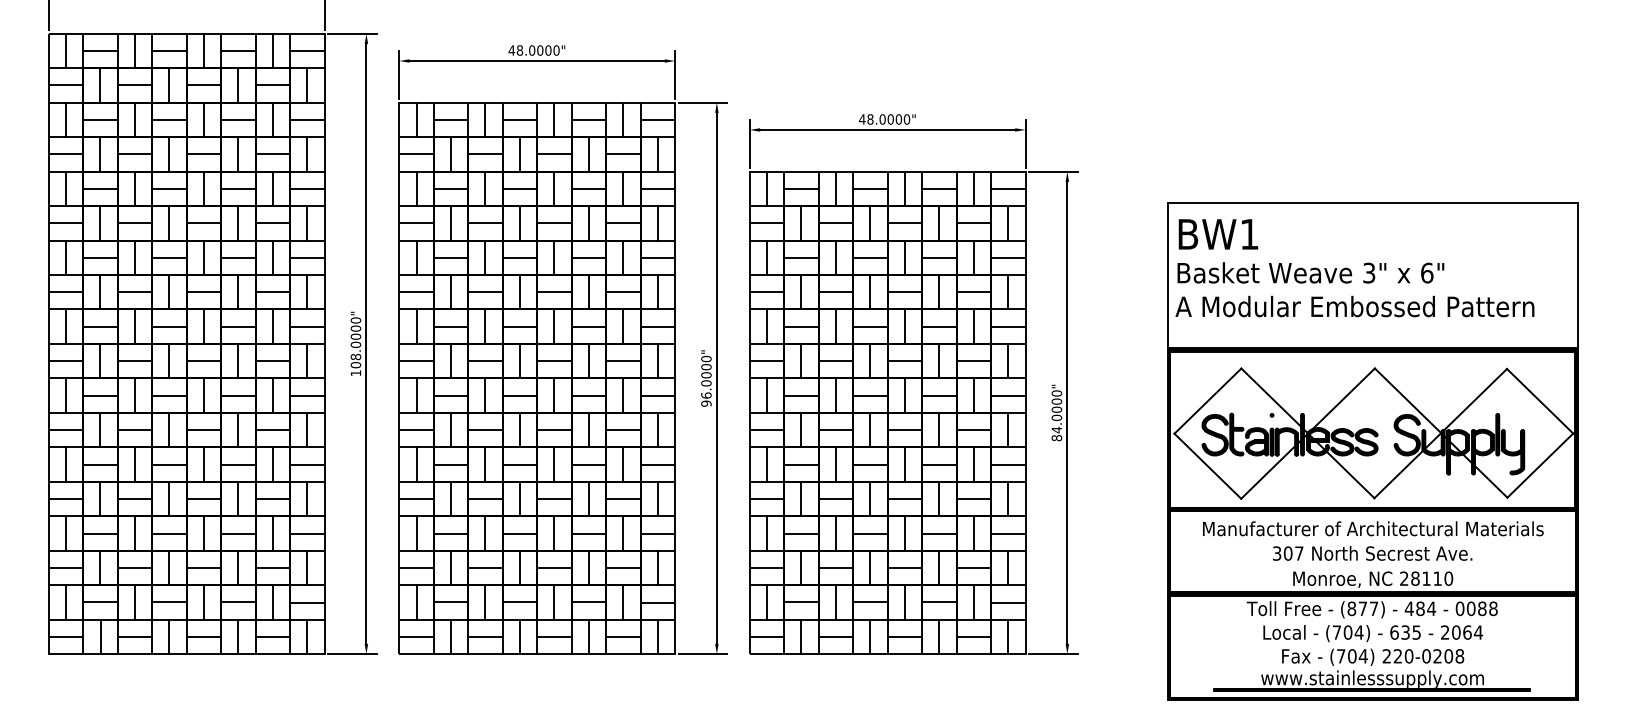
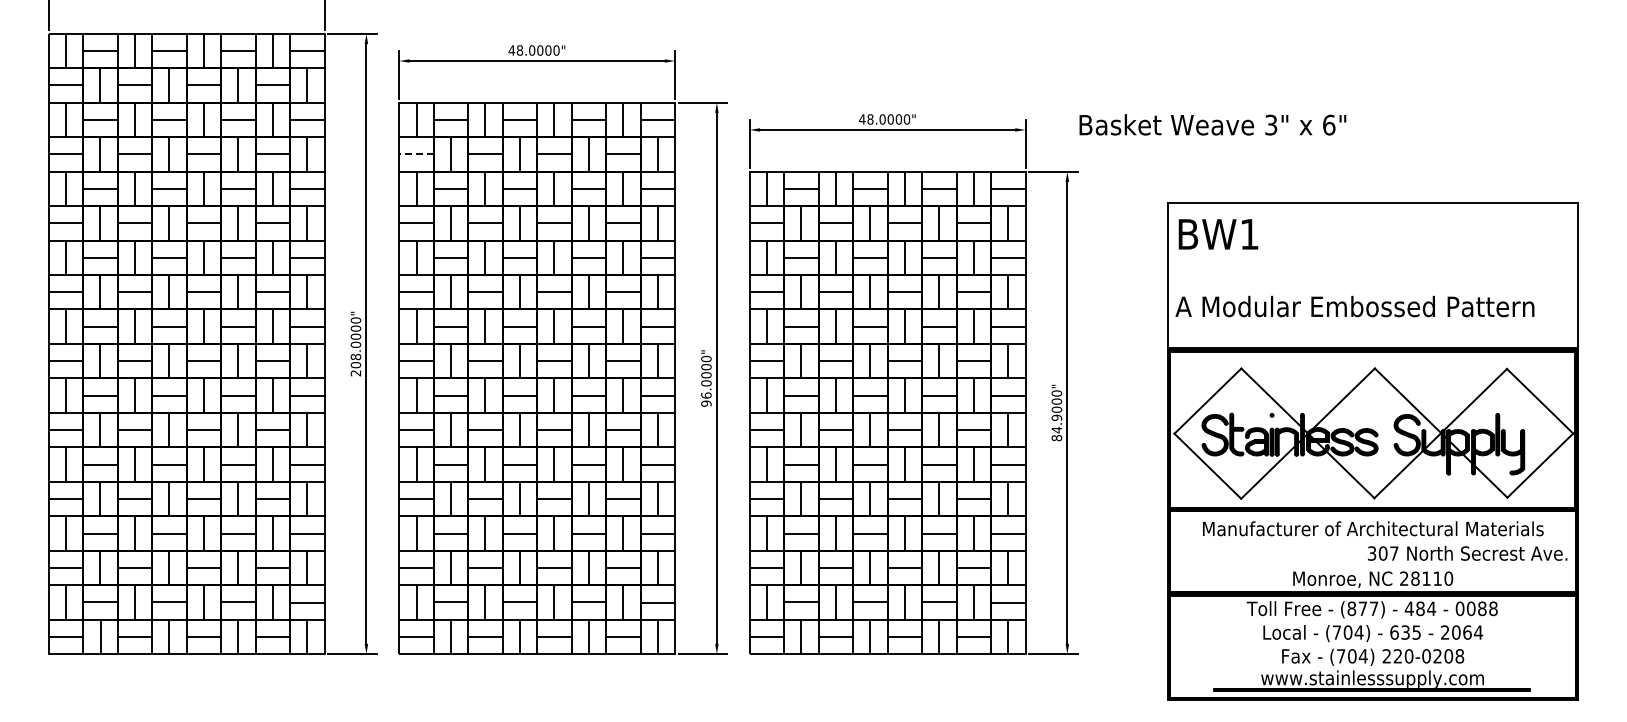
line: solid -> dashed (417, 154)
text position: (1310, 272) -> (1212, 124) (1212, 124)
text: 108.0000" -> 208.0000" (355, 373)
text: 84.0000" -> 84.9000" (1057, 417)
text position: (1372, 553) -> (1467, 553) (1467, 553)
